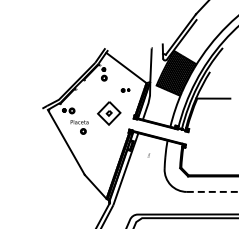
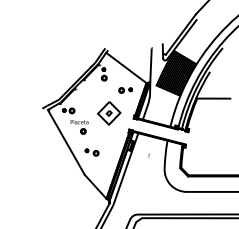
part size: 11x5 px -> 15x7 px (125, 90)
part: none -> present (91, 152)
line: dashed -> solid (212, 191)
